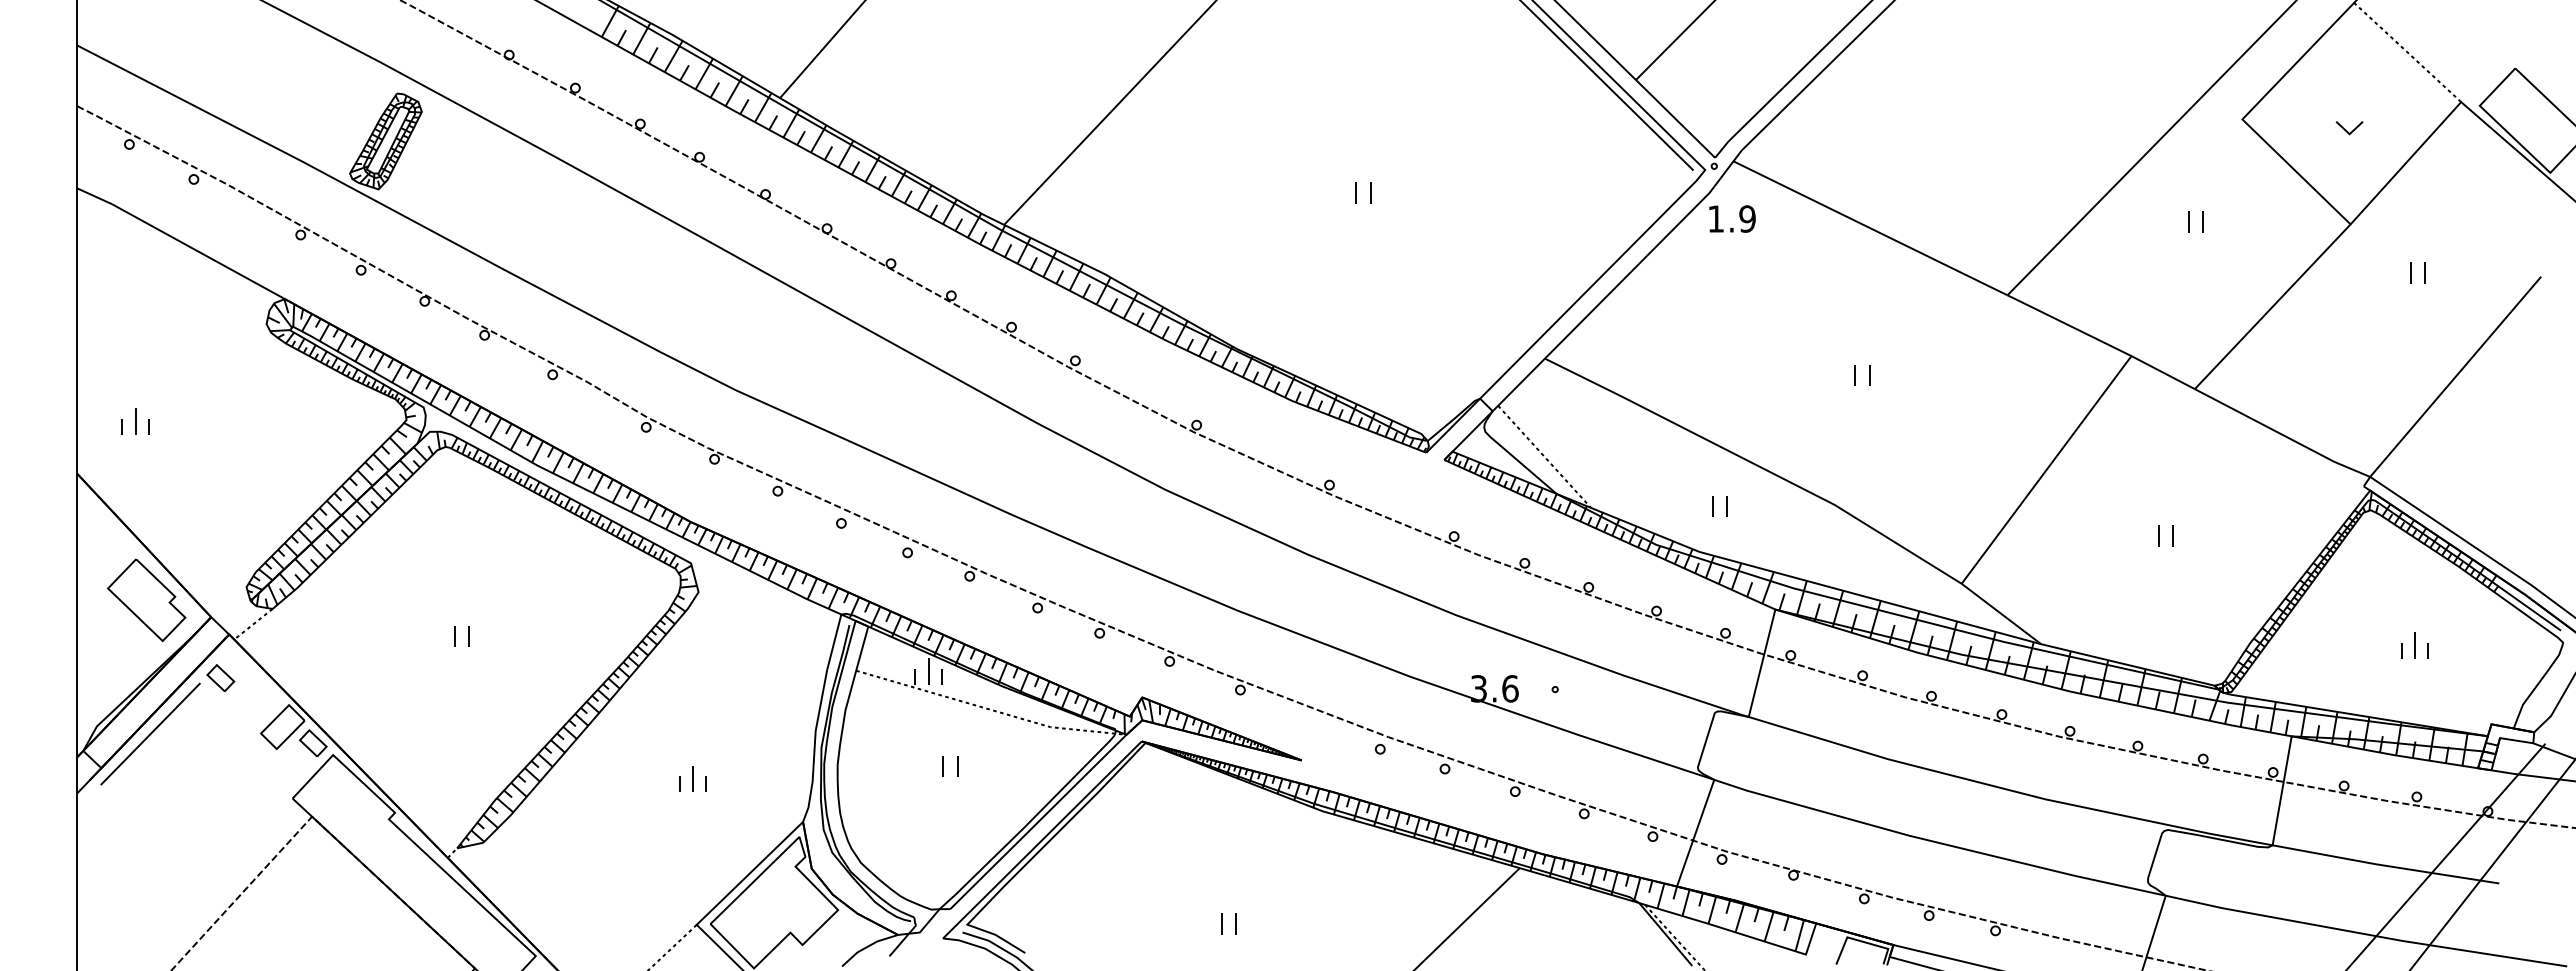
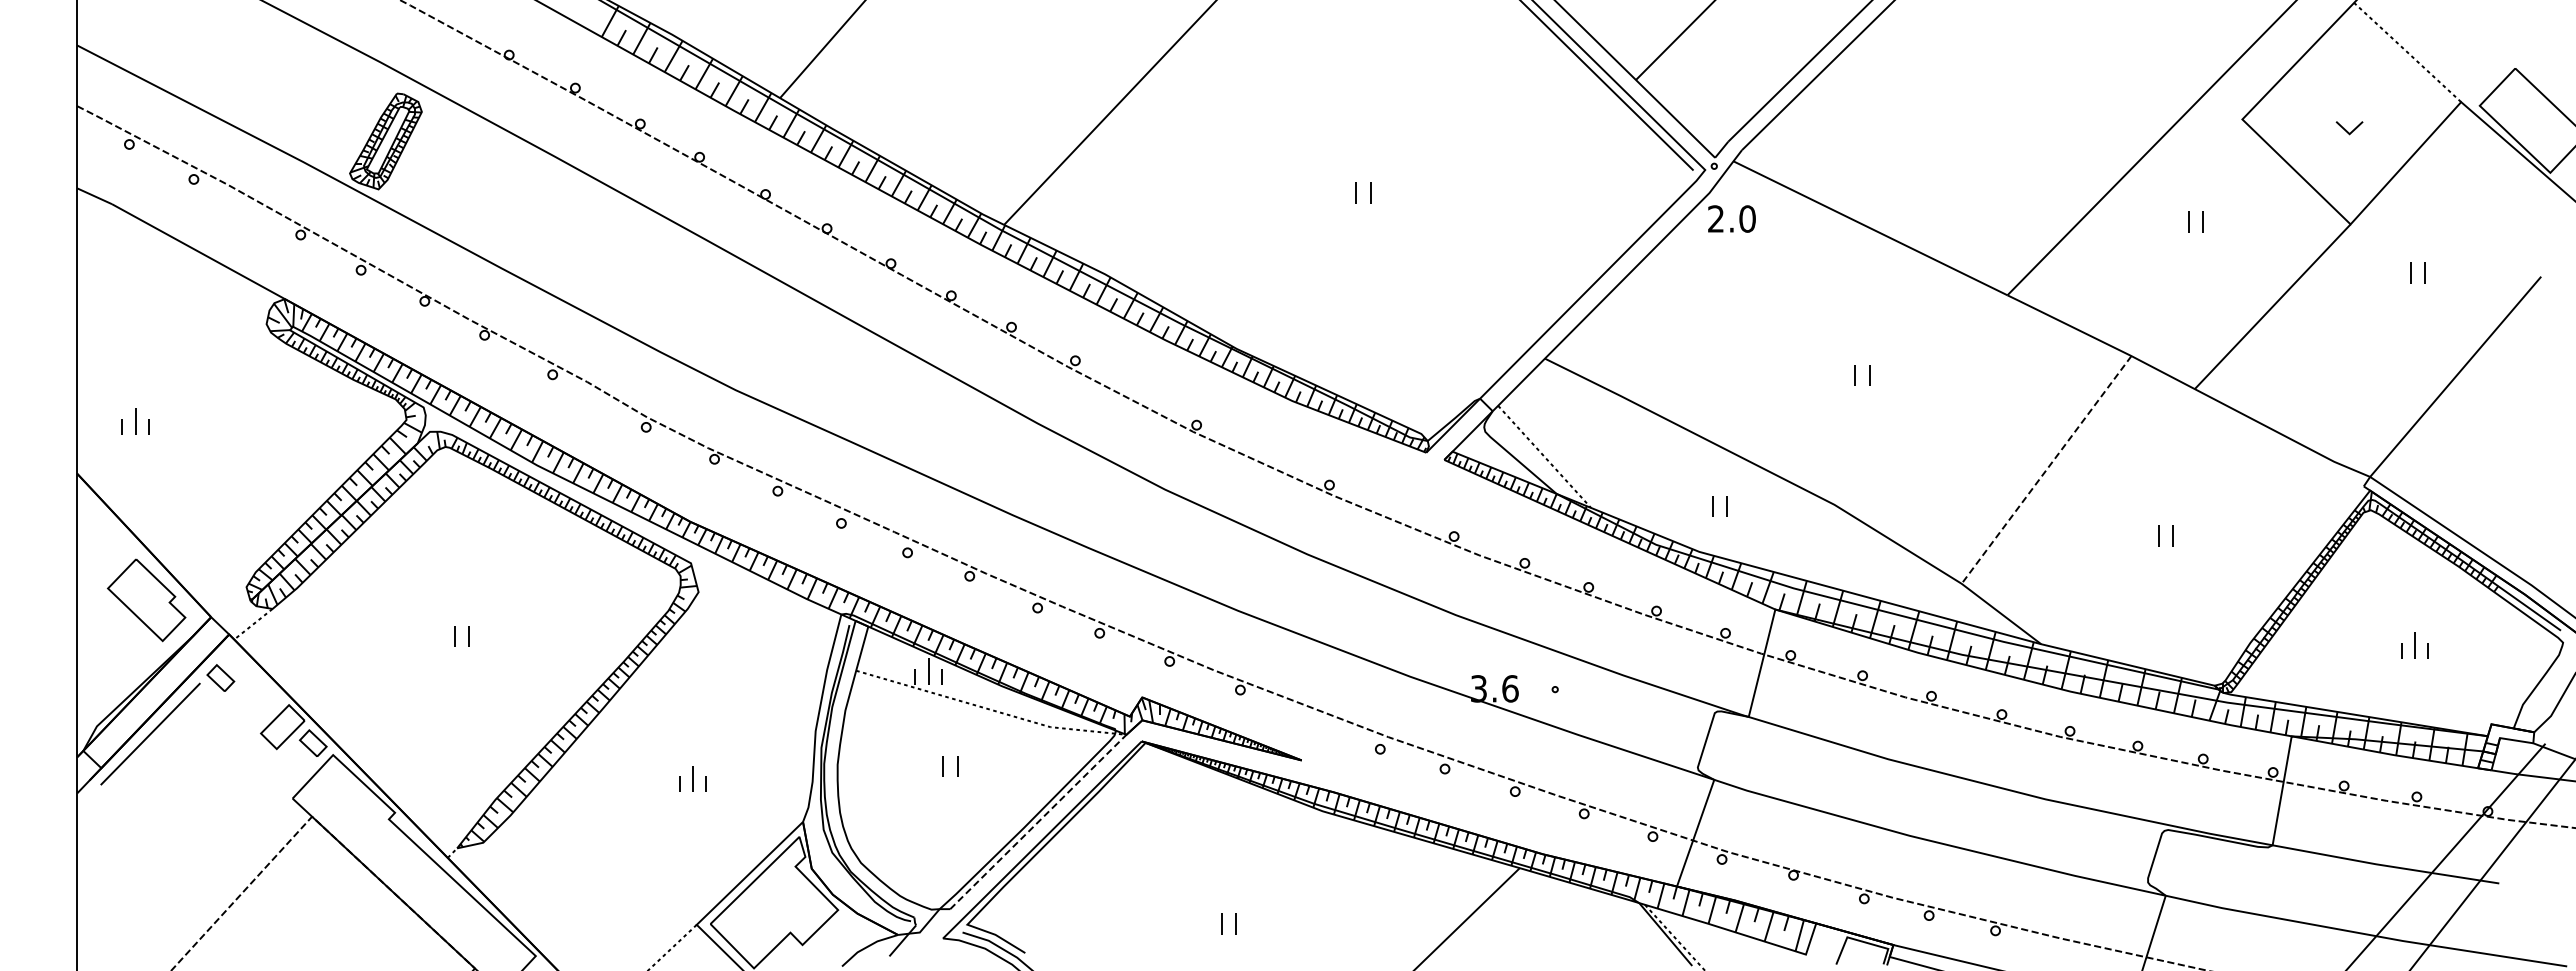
text: 1.9 -> 2.0 (1731, 218)
line: solid -> dashed (2046, 470)
line: solid -> dashed (1038, 821)
